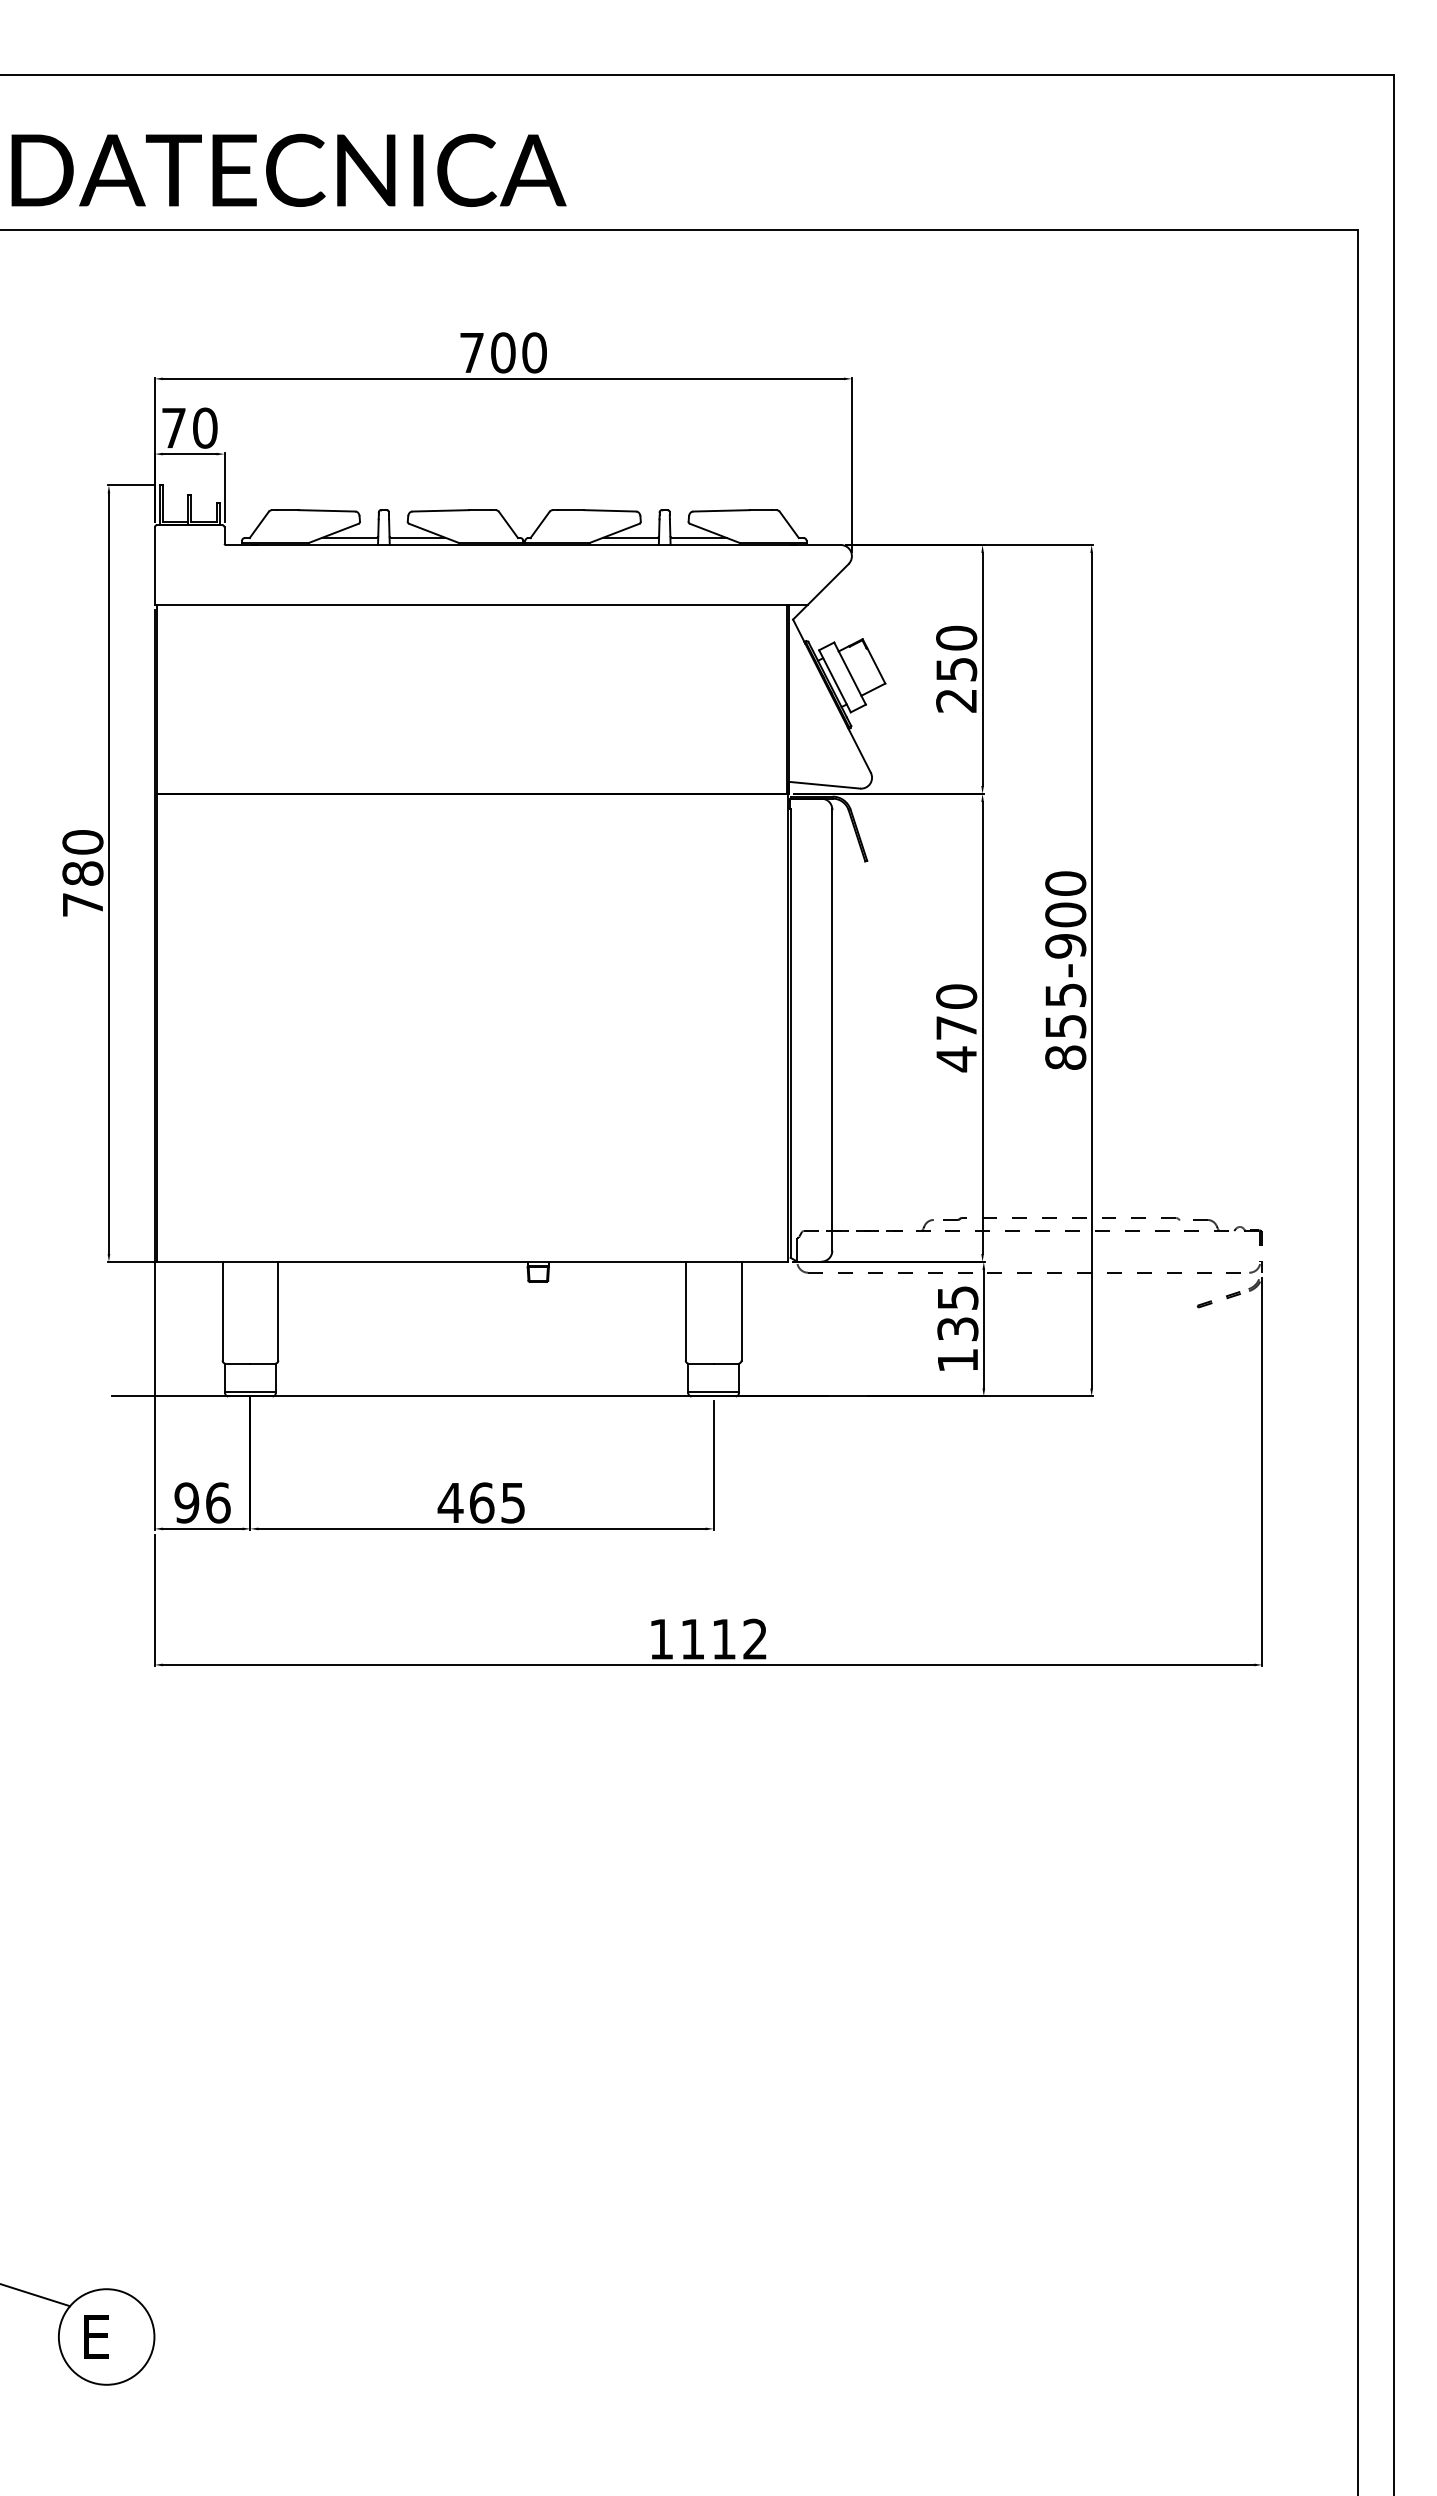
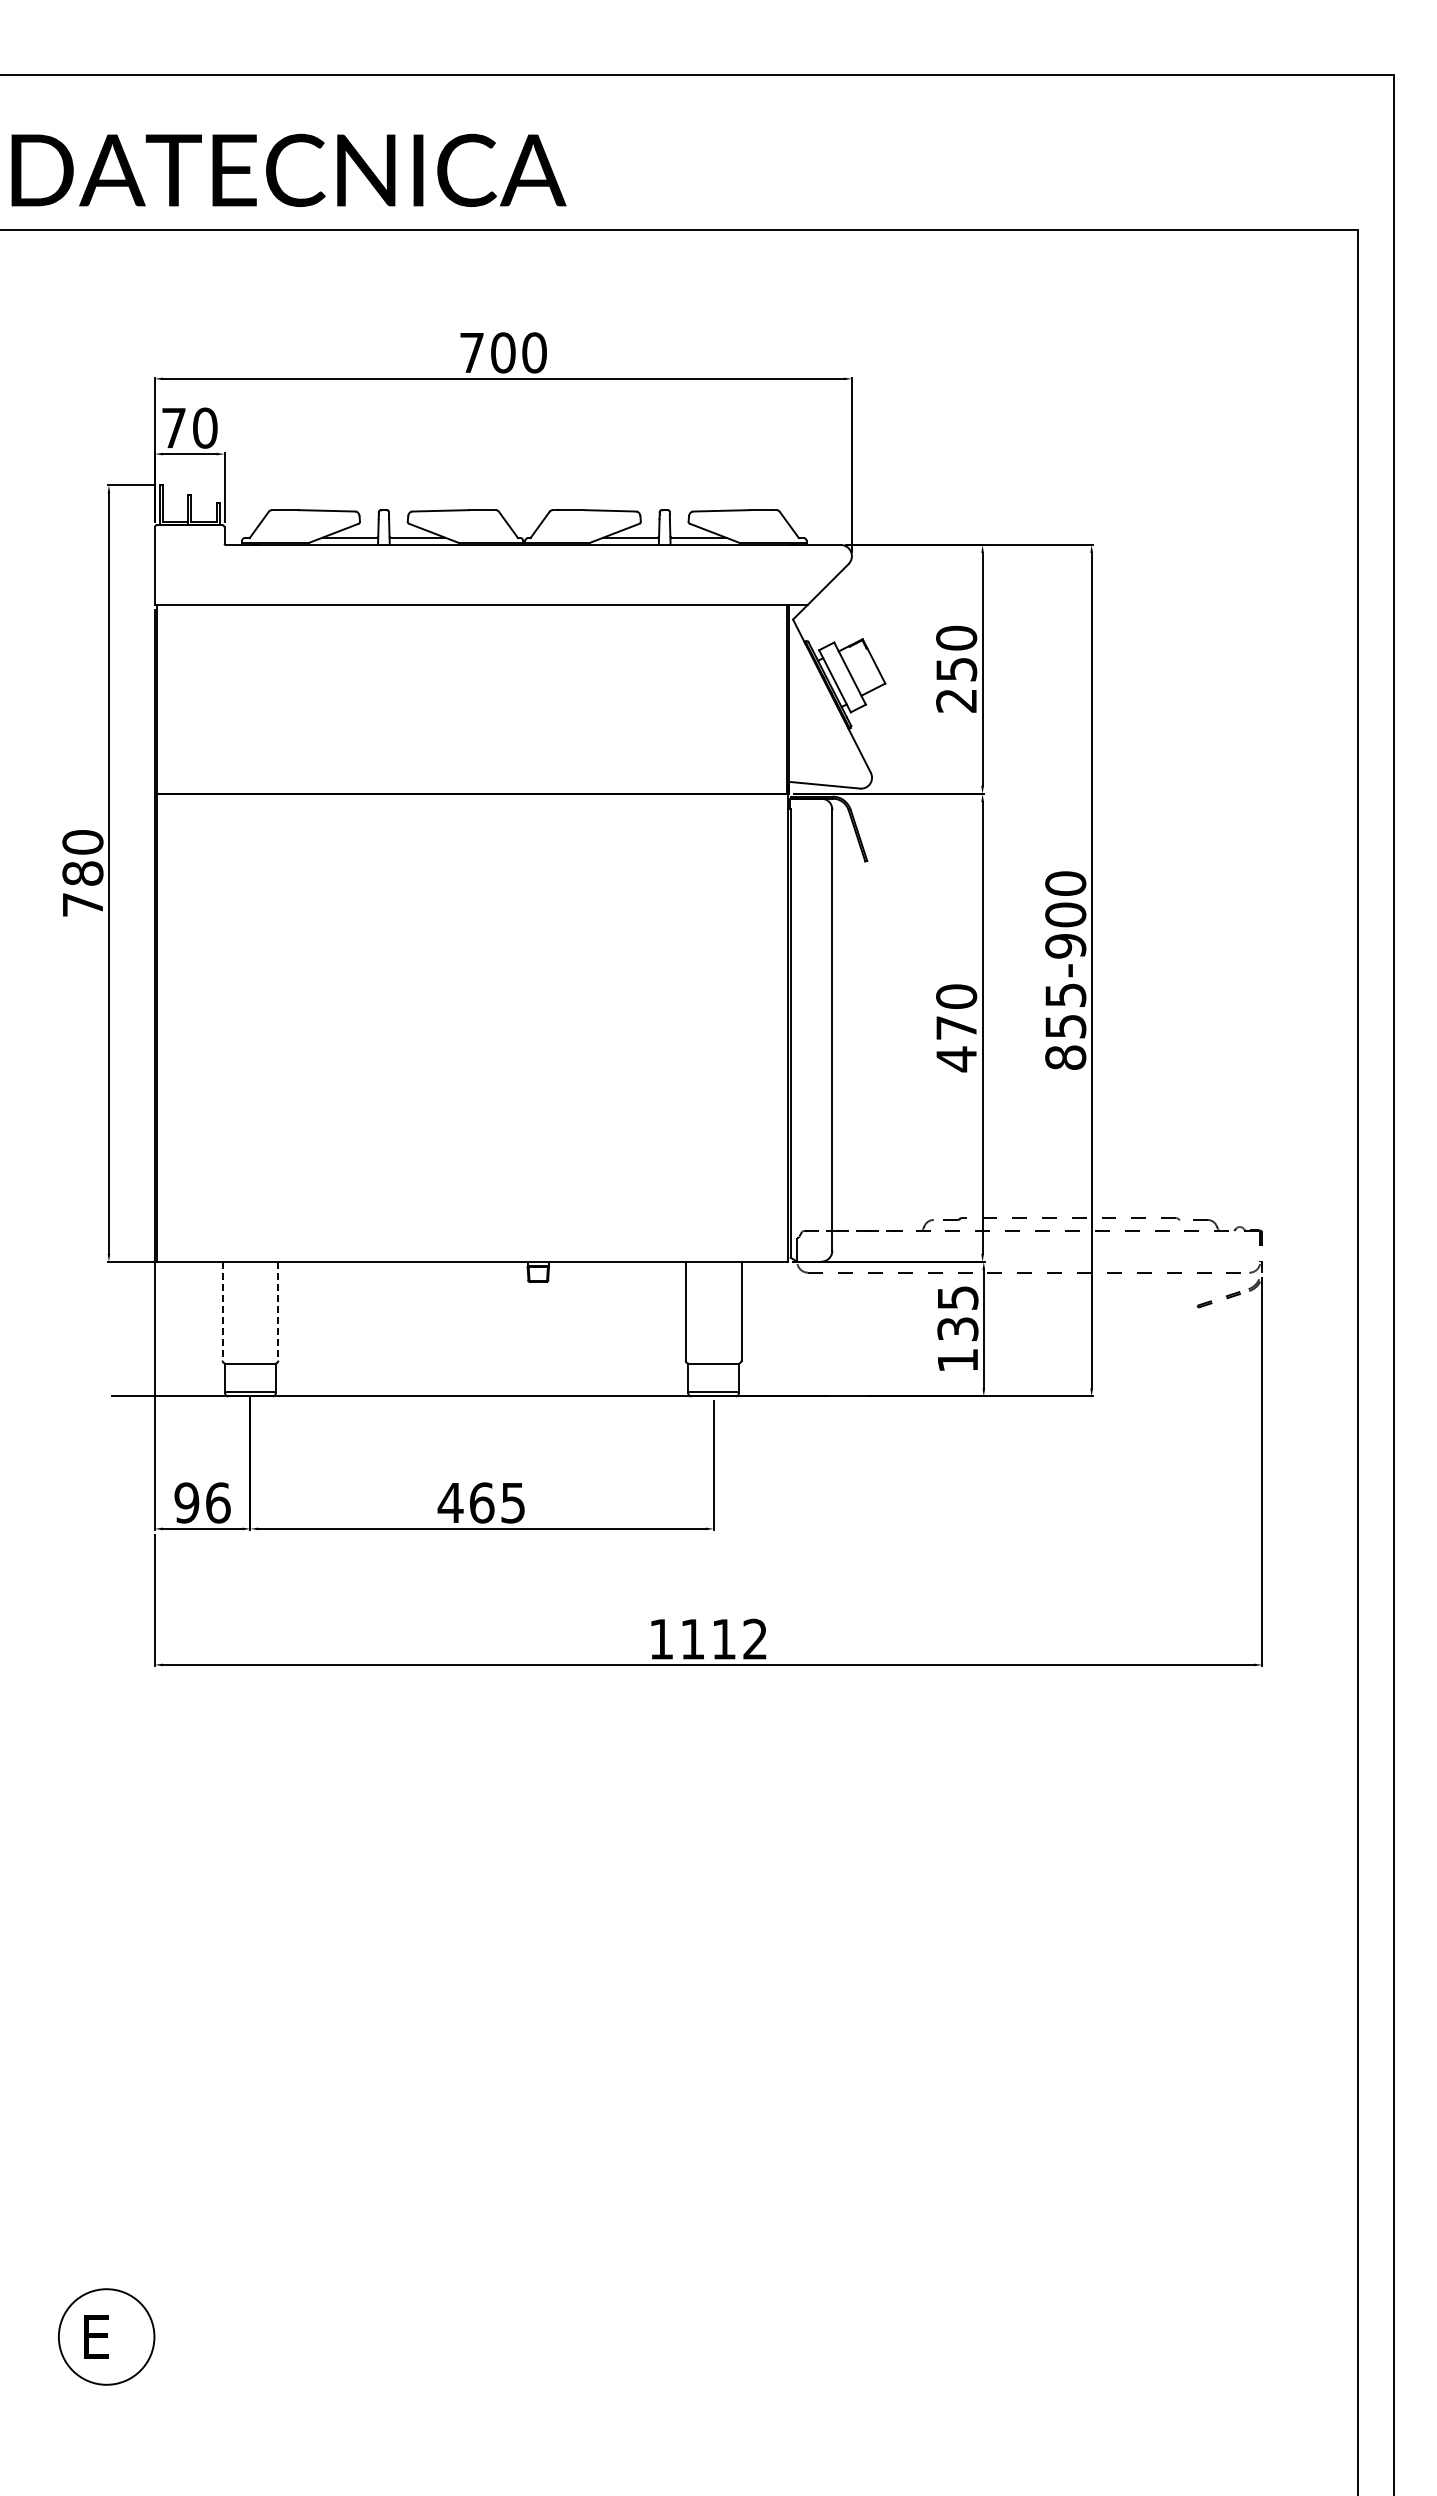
line: solid -> dashed (222, 1311)
line: solid -> dashed (278, 1311)
line: present -> none (36, 2295)
